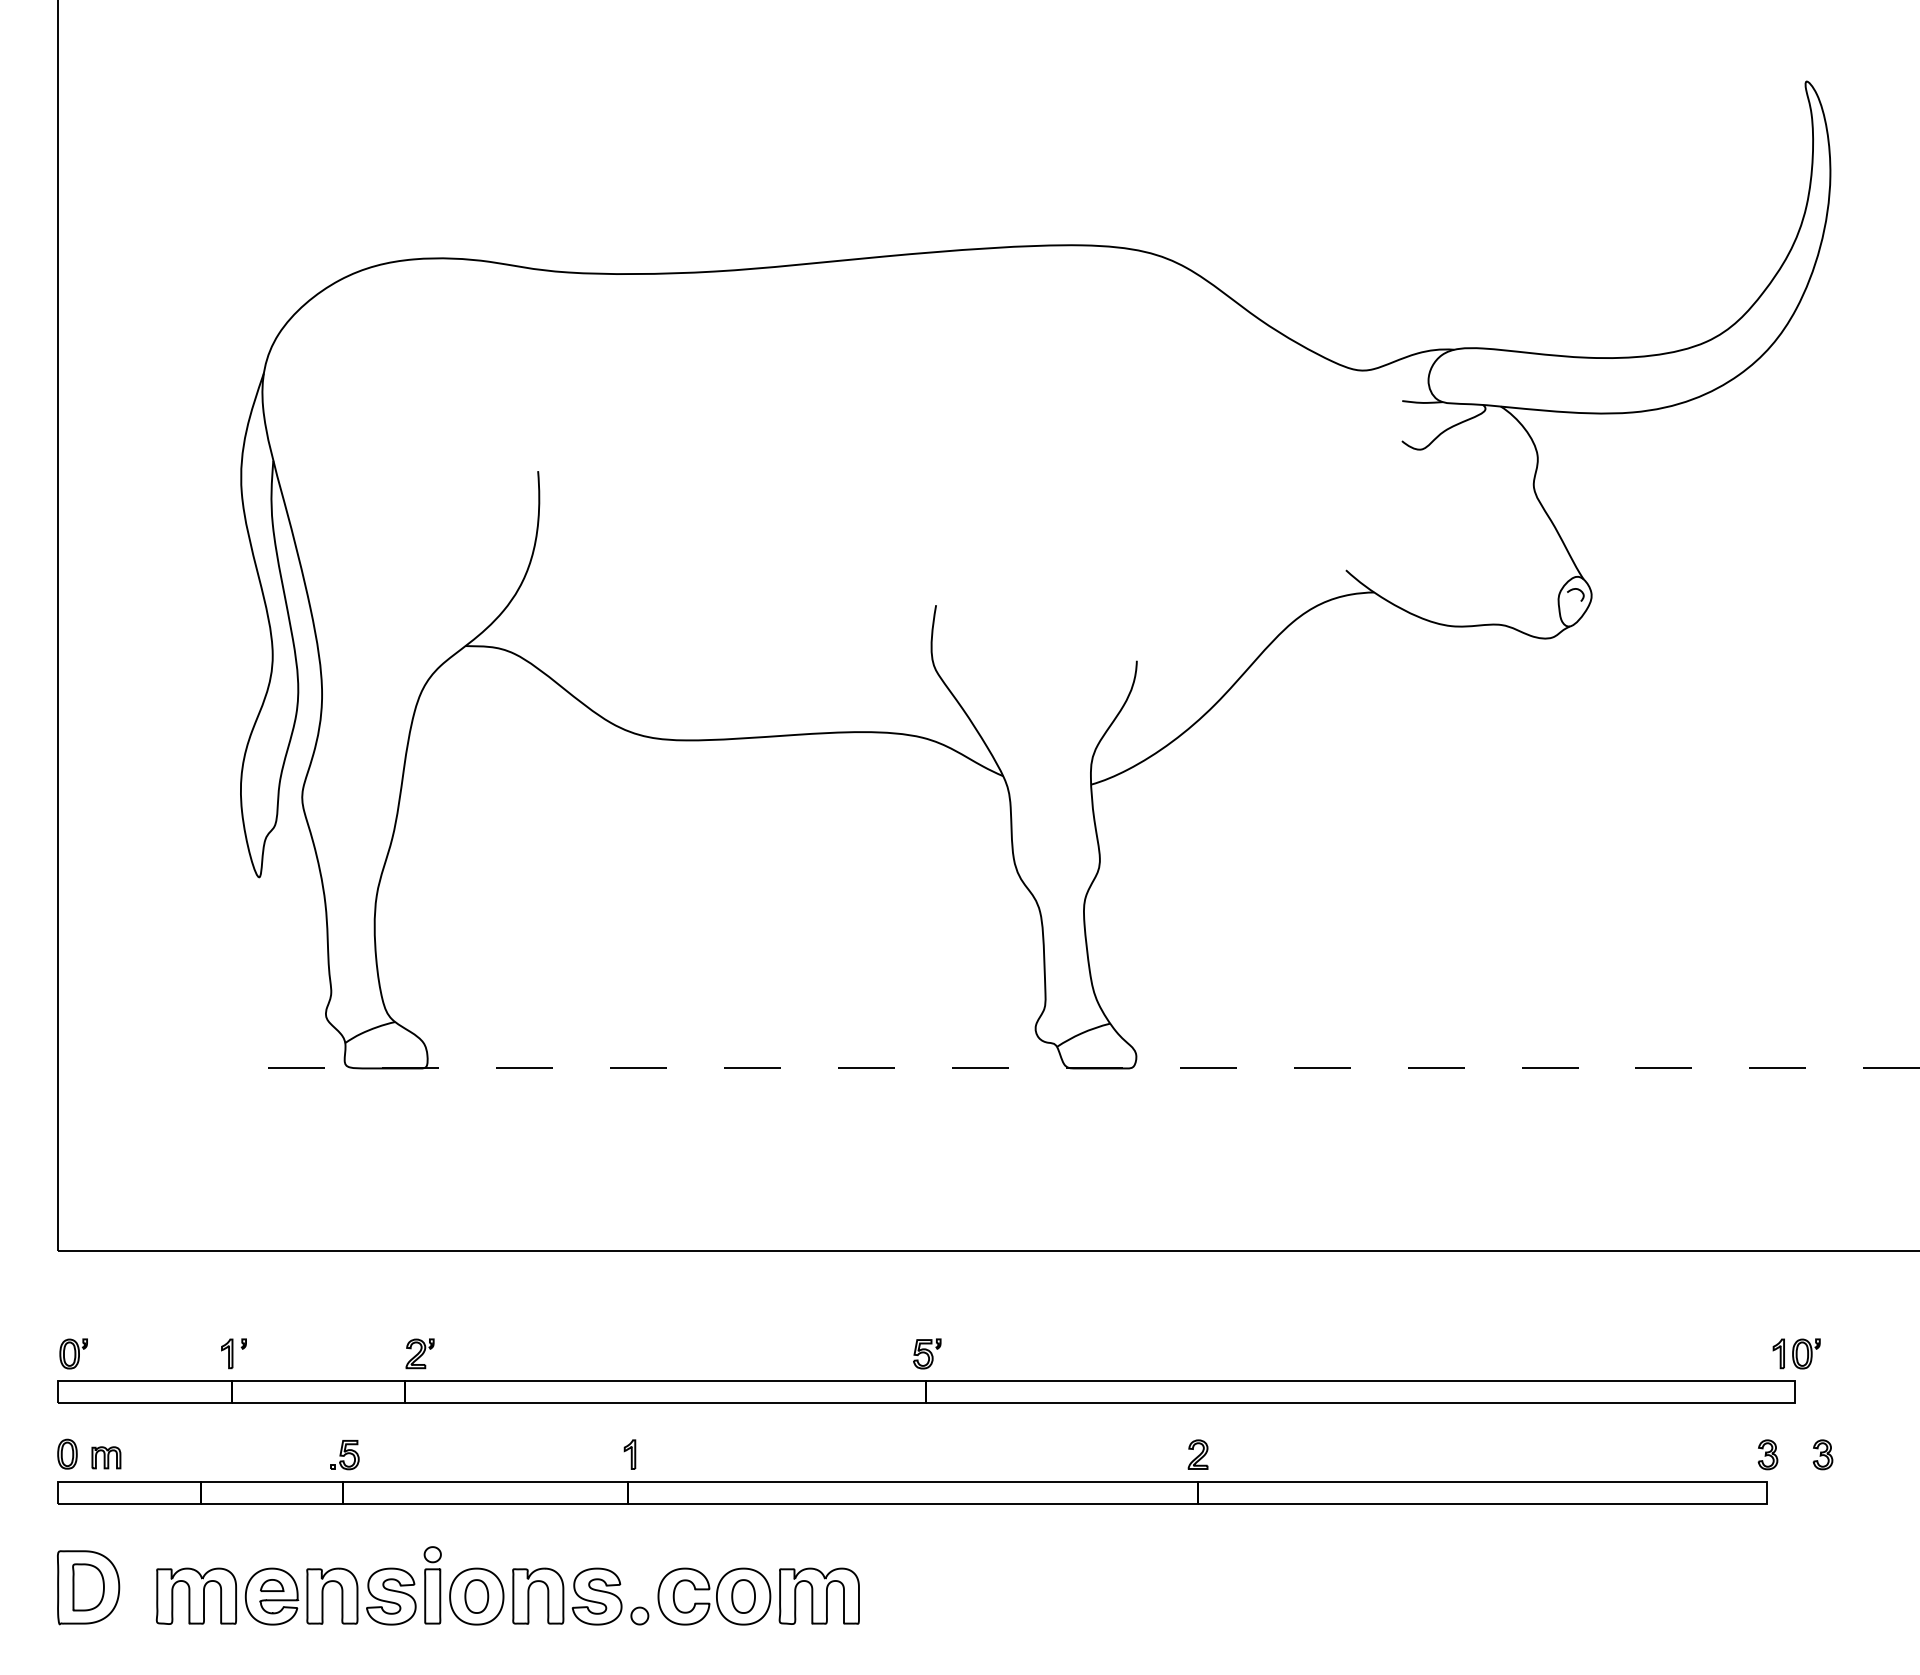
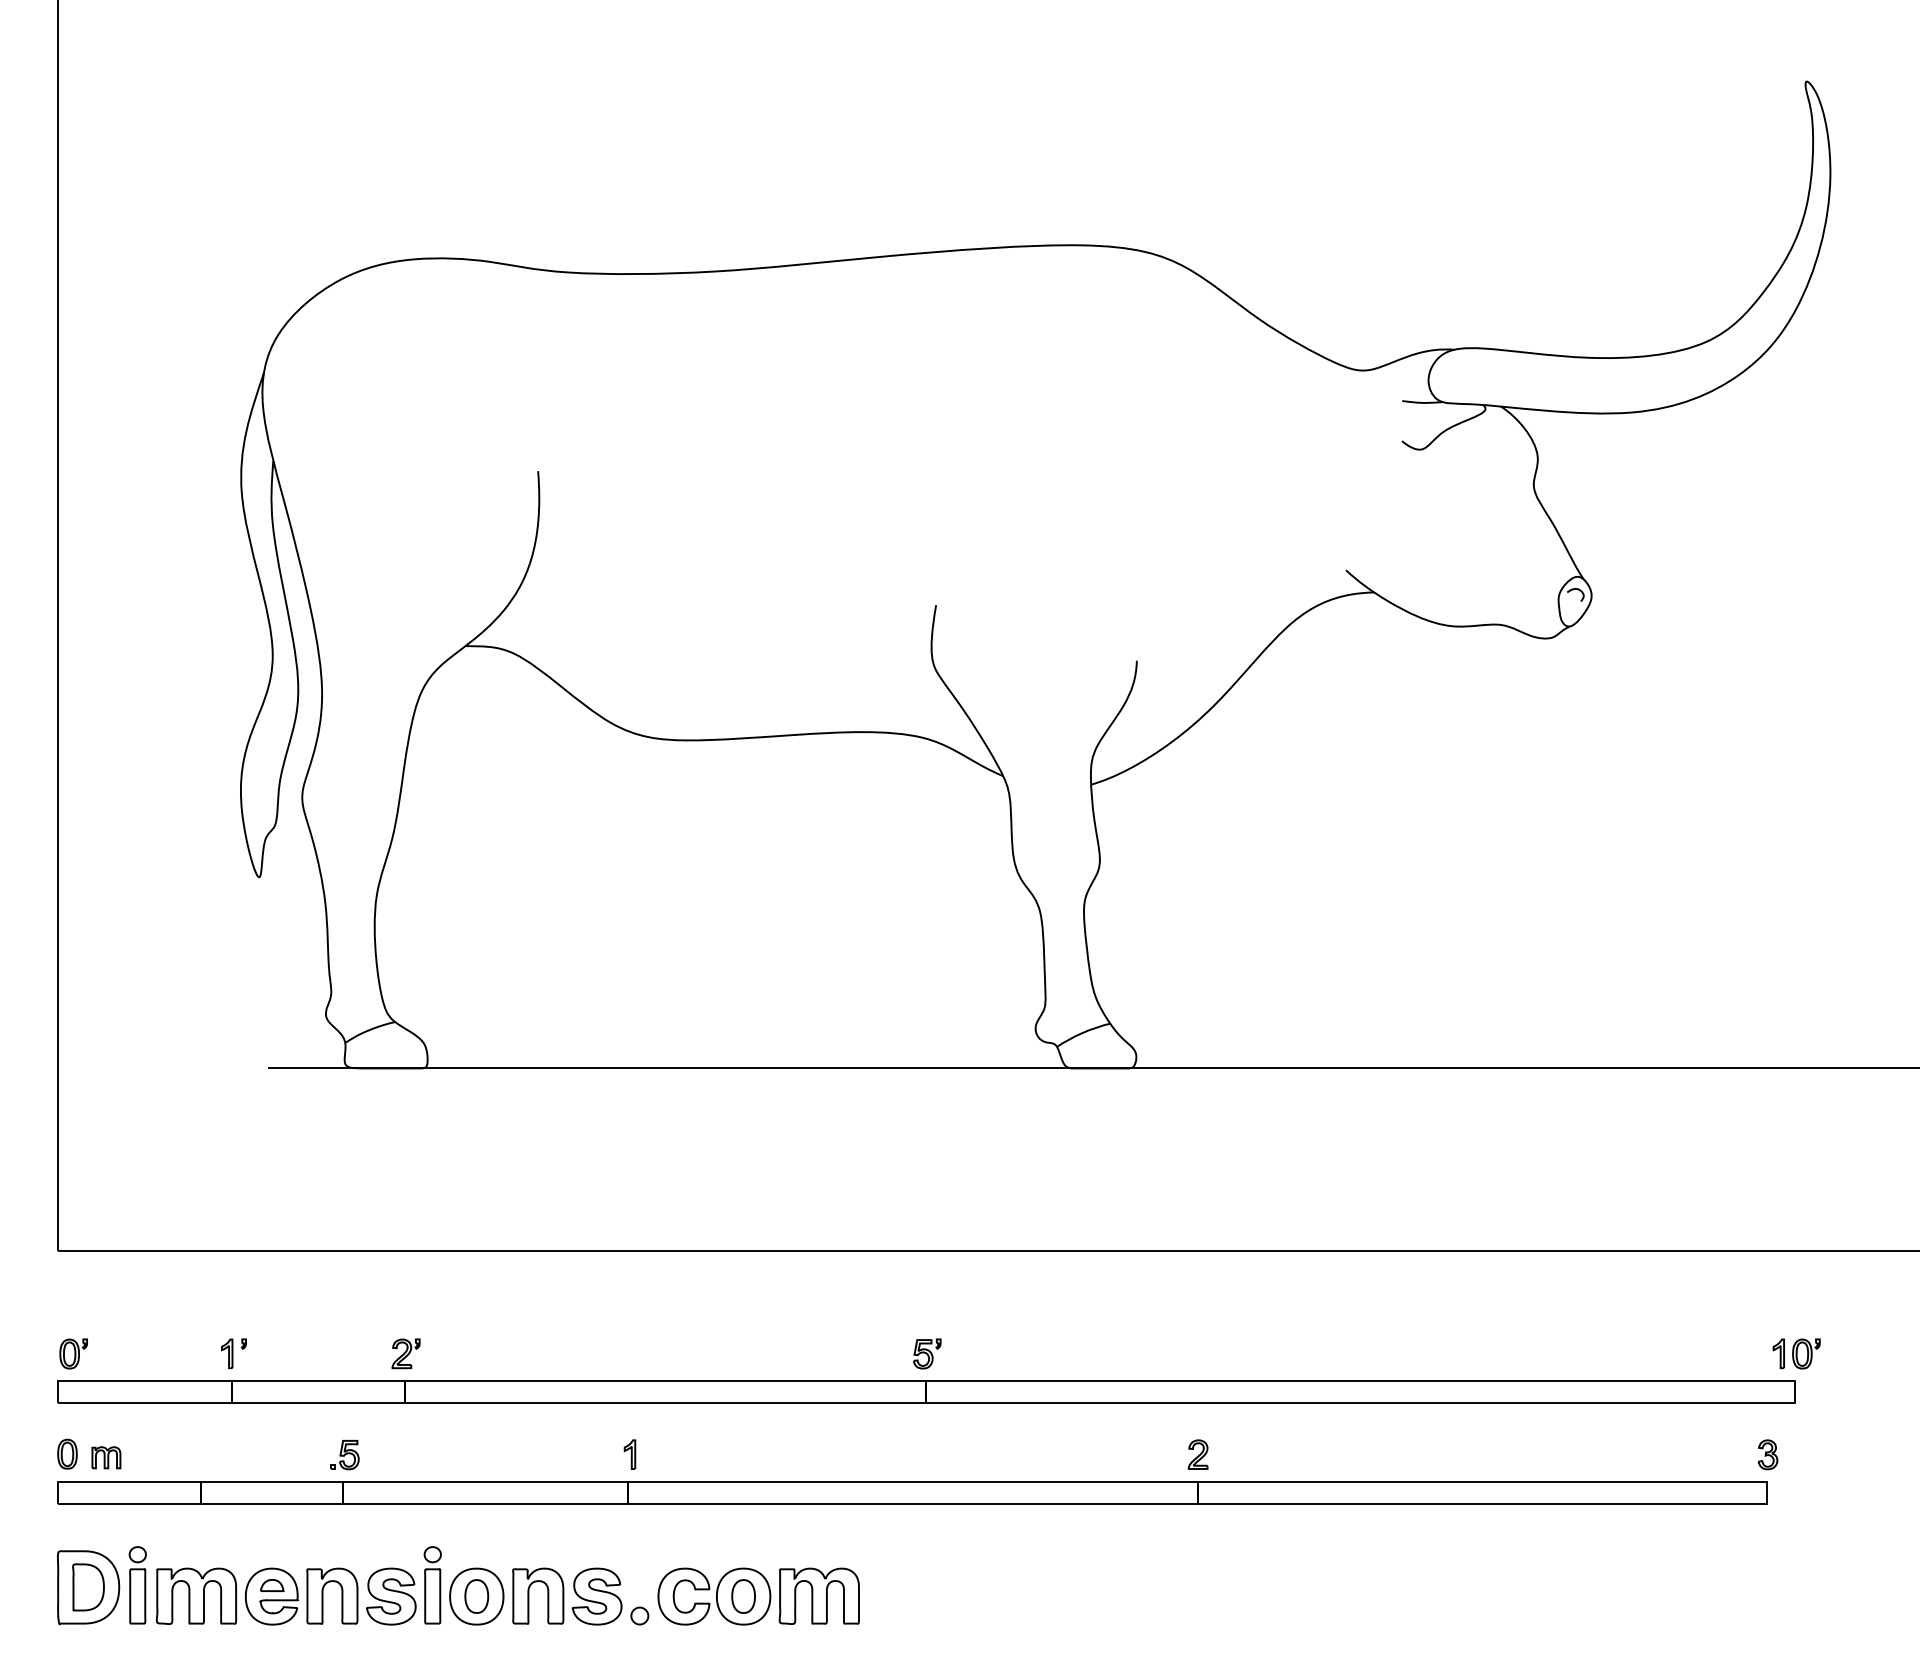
line: dashed -> solid (1094, 1068)
part position: (419, 1353) -> (405, 1353) (405, 1353)
part: present -> none (1822, 1454)
part: none -> present (137, 1585)
